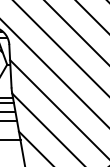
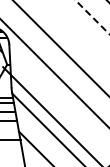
line: solid -> dashed (92, 17)
line: present -> none (76, 32)
line position: (58, 108) -> (51, 115) (51, 115)
